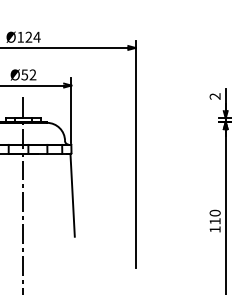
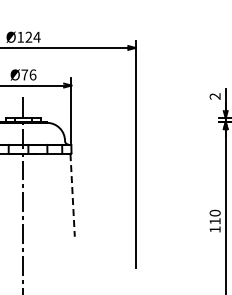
text: Ø52 -> Ø76 (28, 74)
line: solid -> dashed (72, 195)
